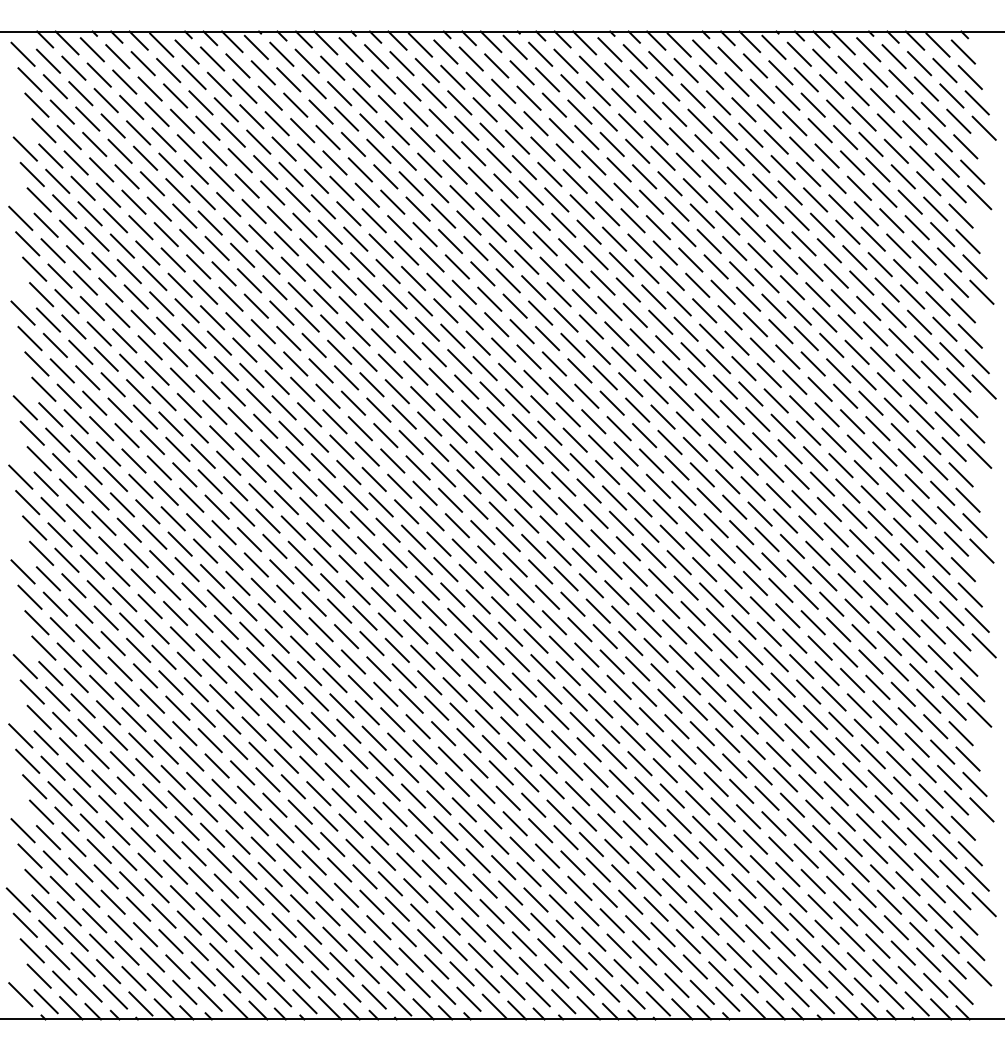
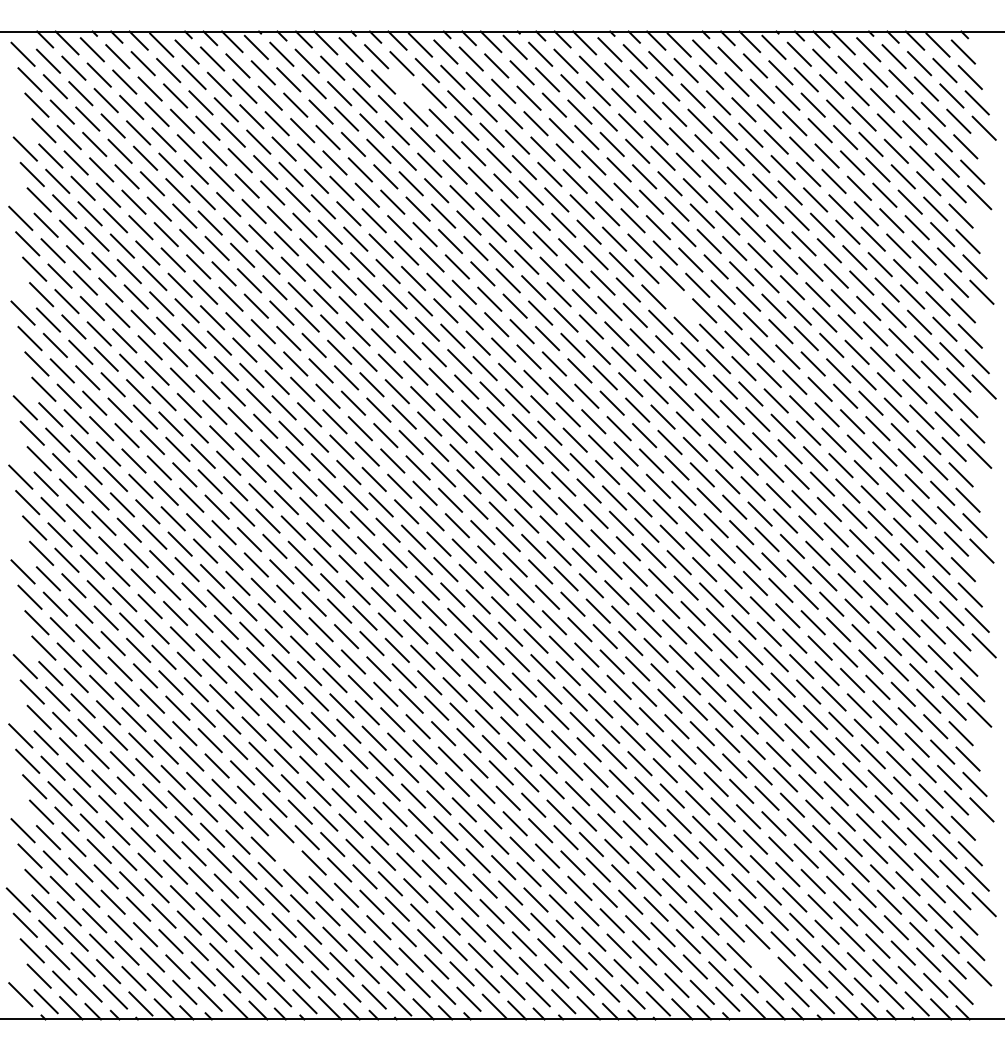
line: present -> none (408, 88)
line: present -> none (678, 303)
line: present -> none (288, 855)
line: present -> none (764, 961)
